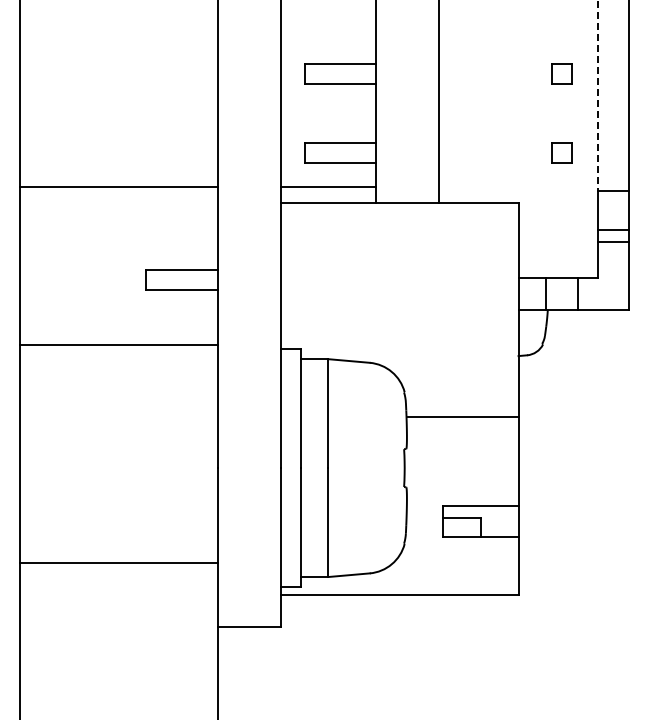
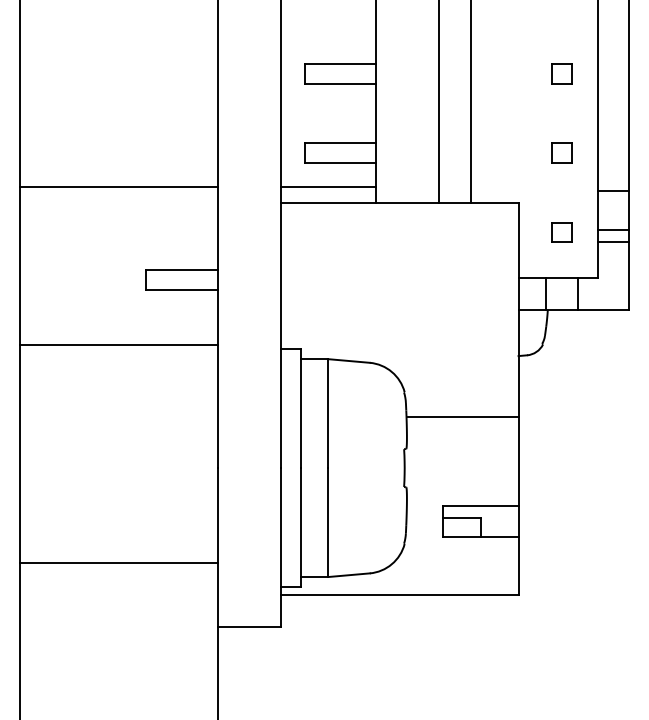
line: dashed -> solid (597, 96)
line: none -> present (471, 102)
part: none -> present (561, 232)
